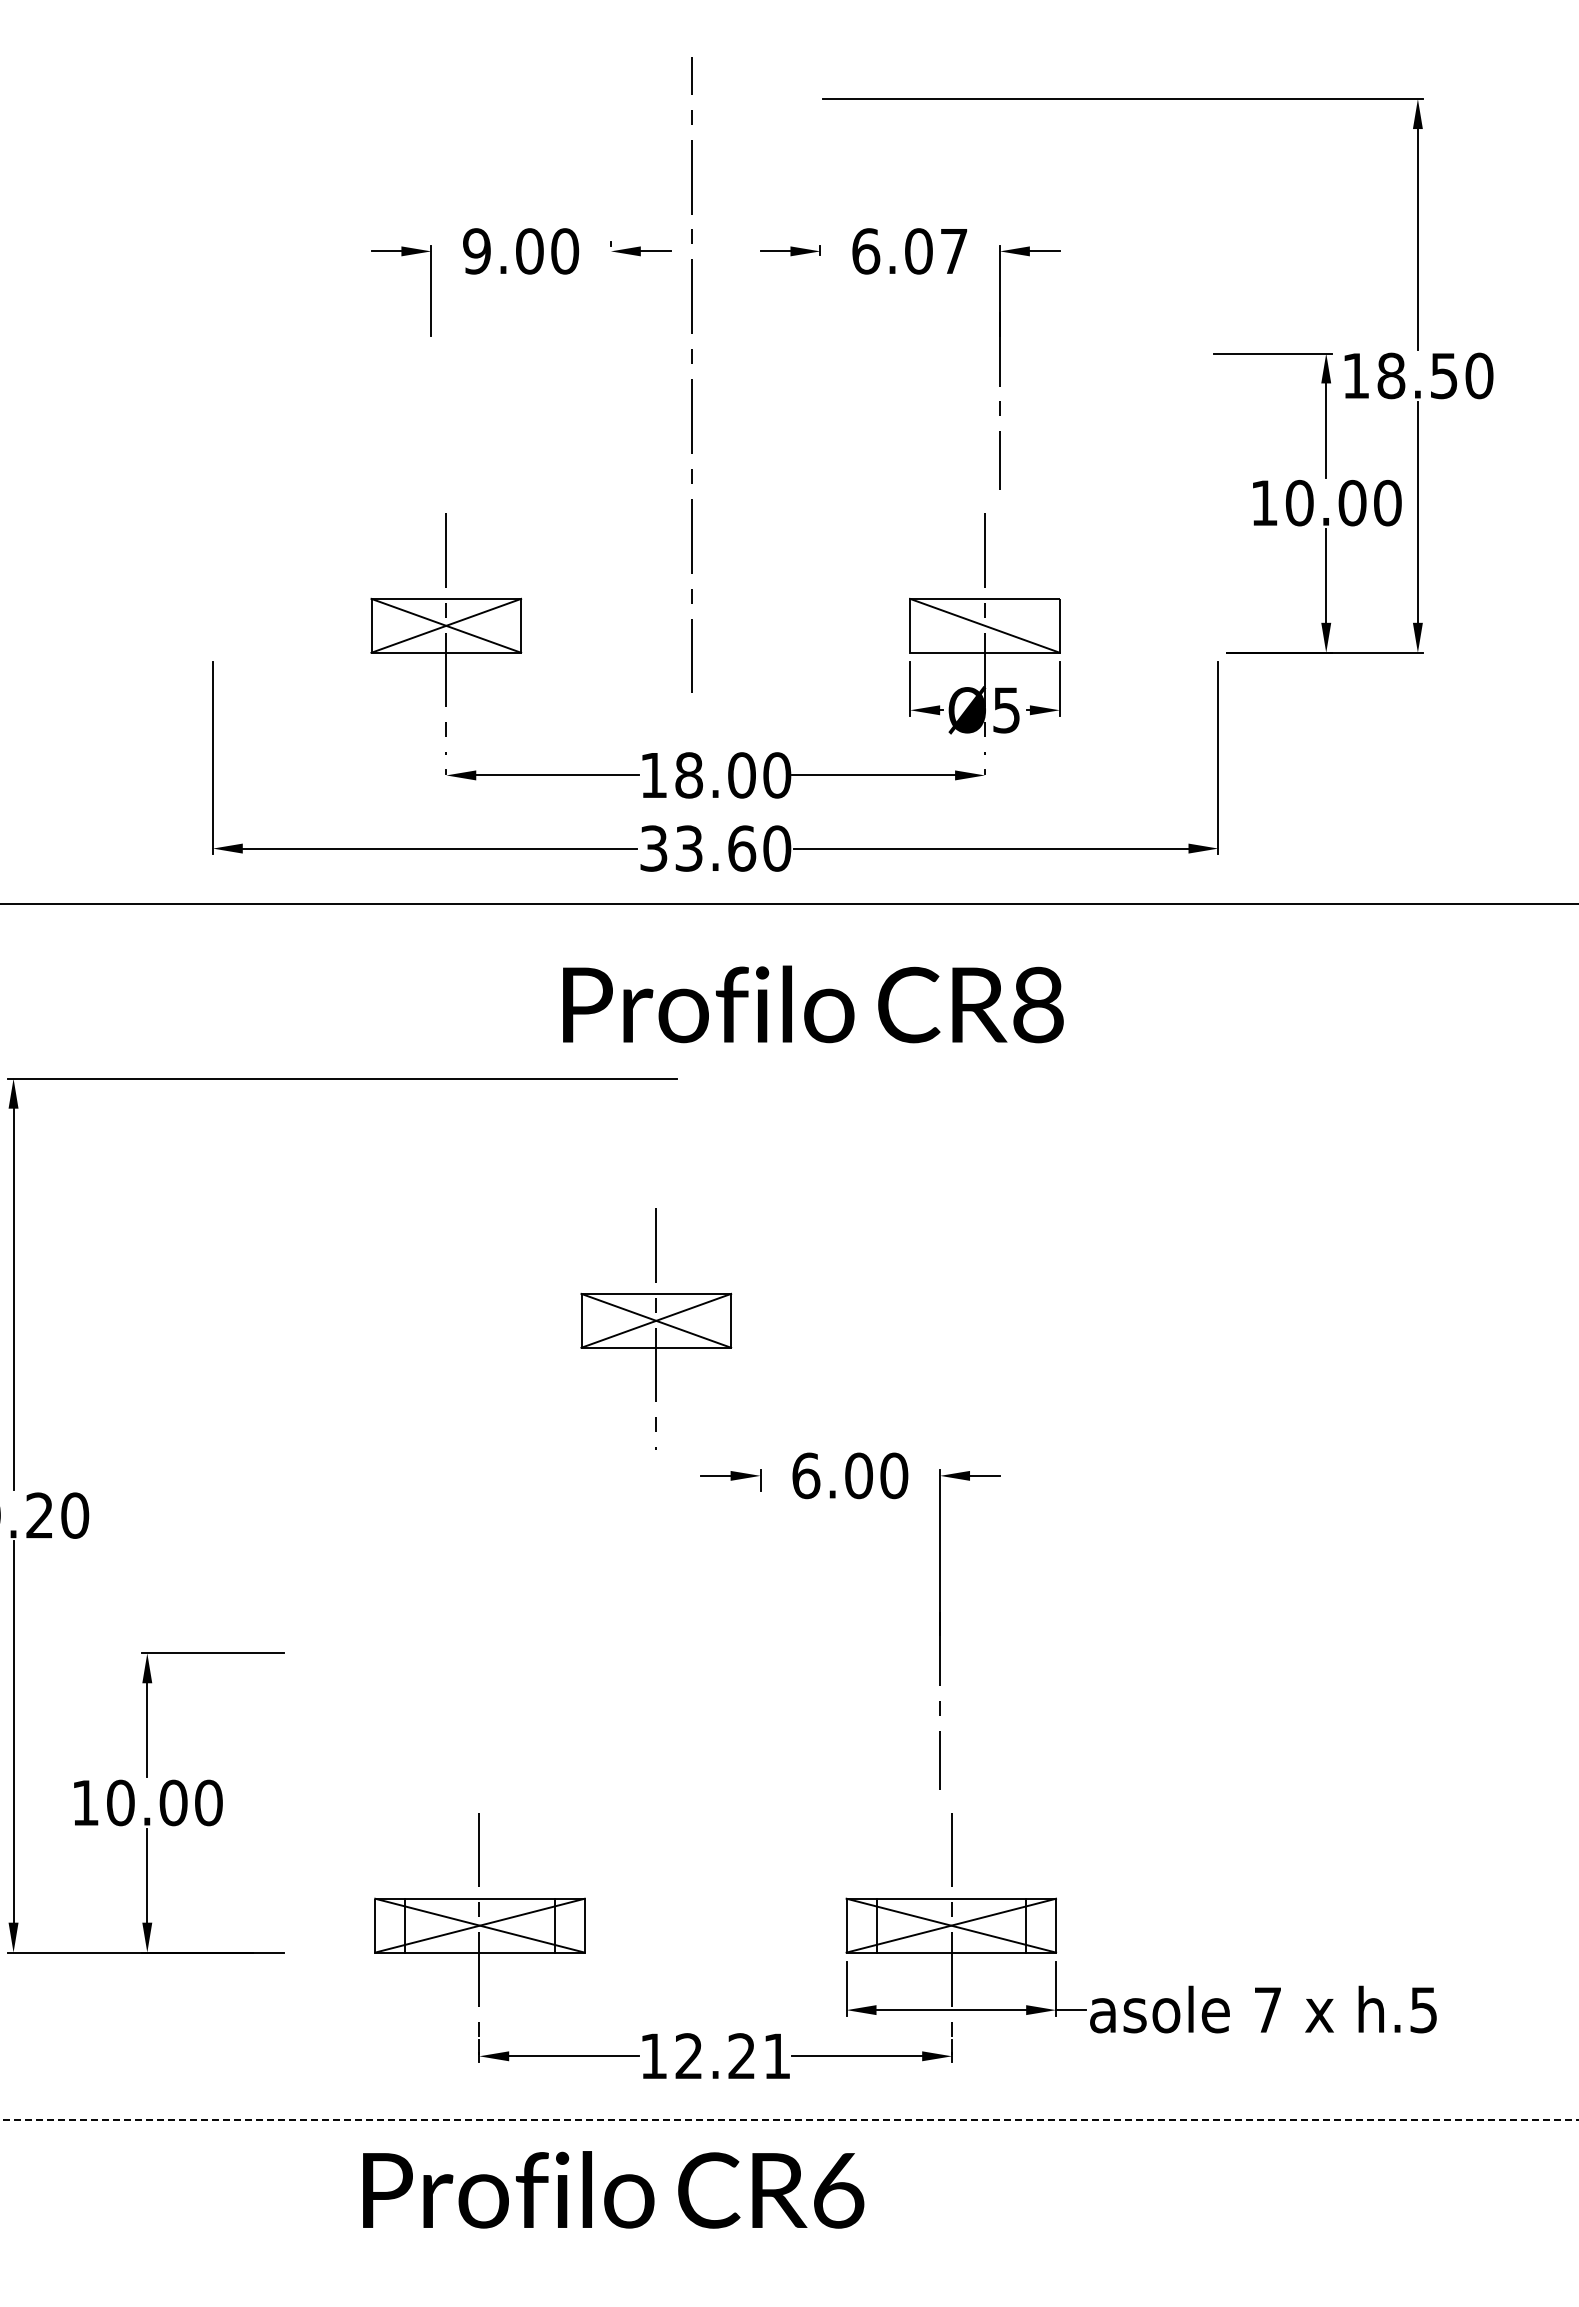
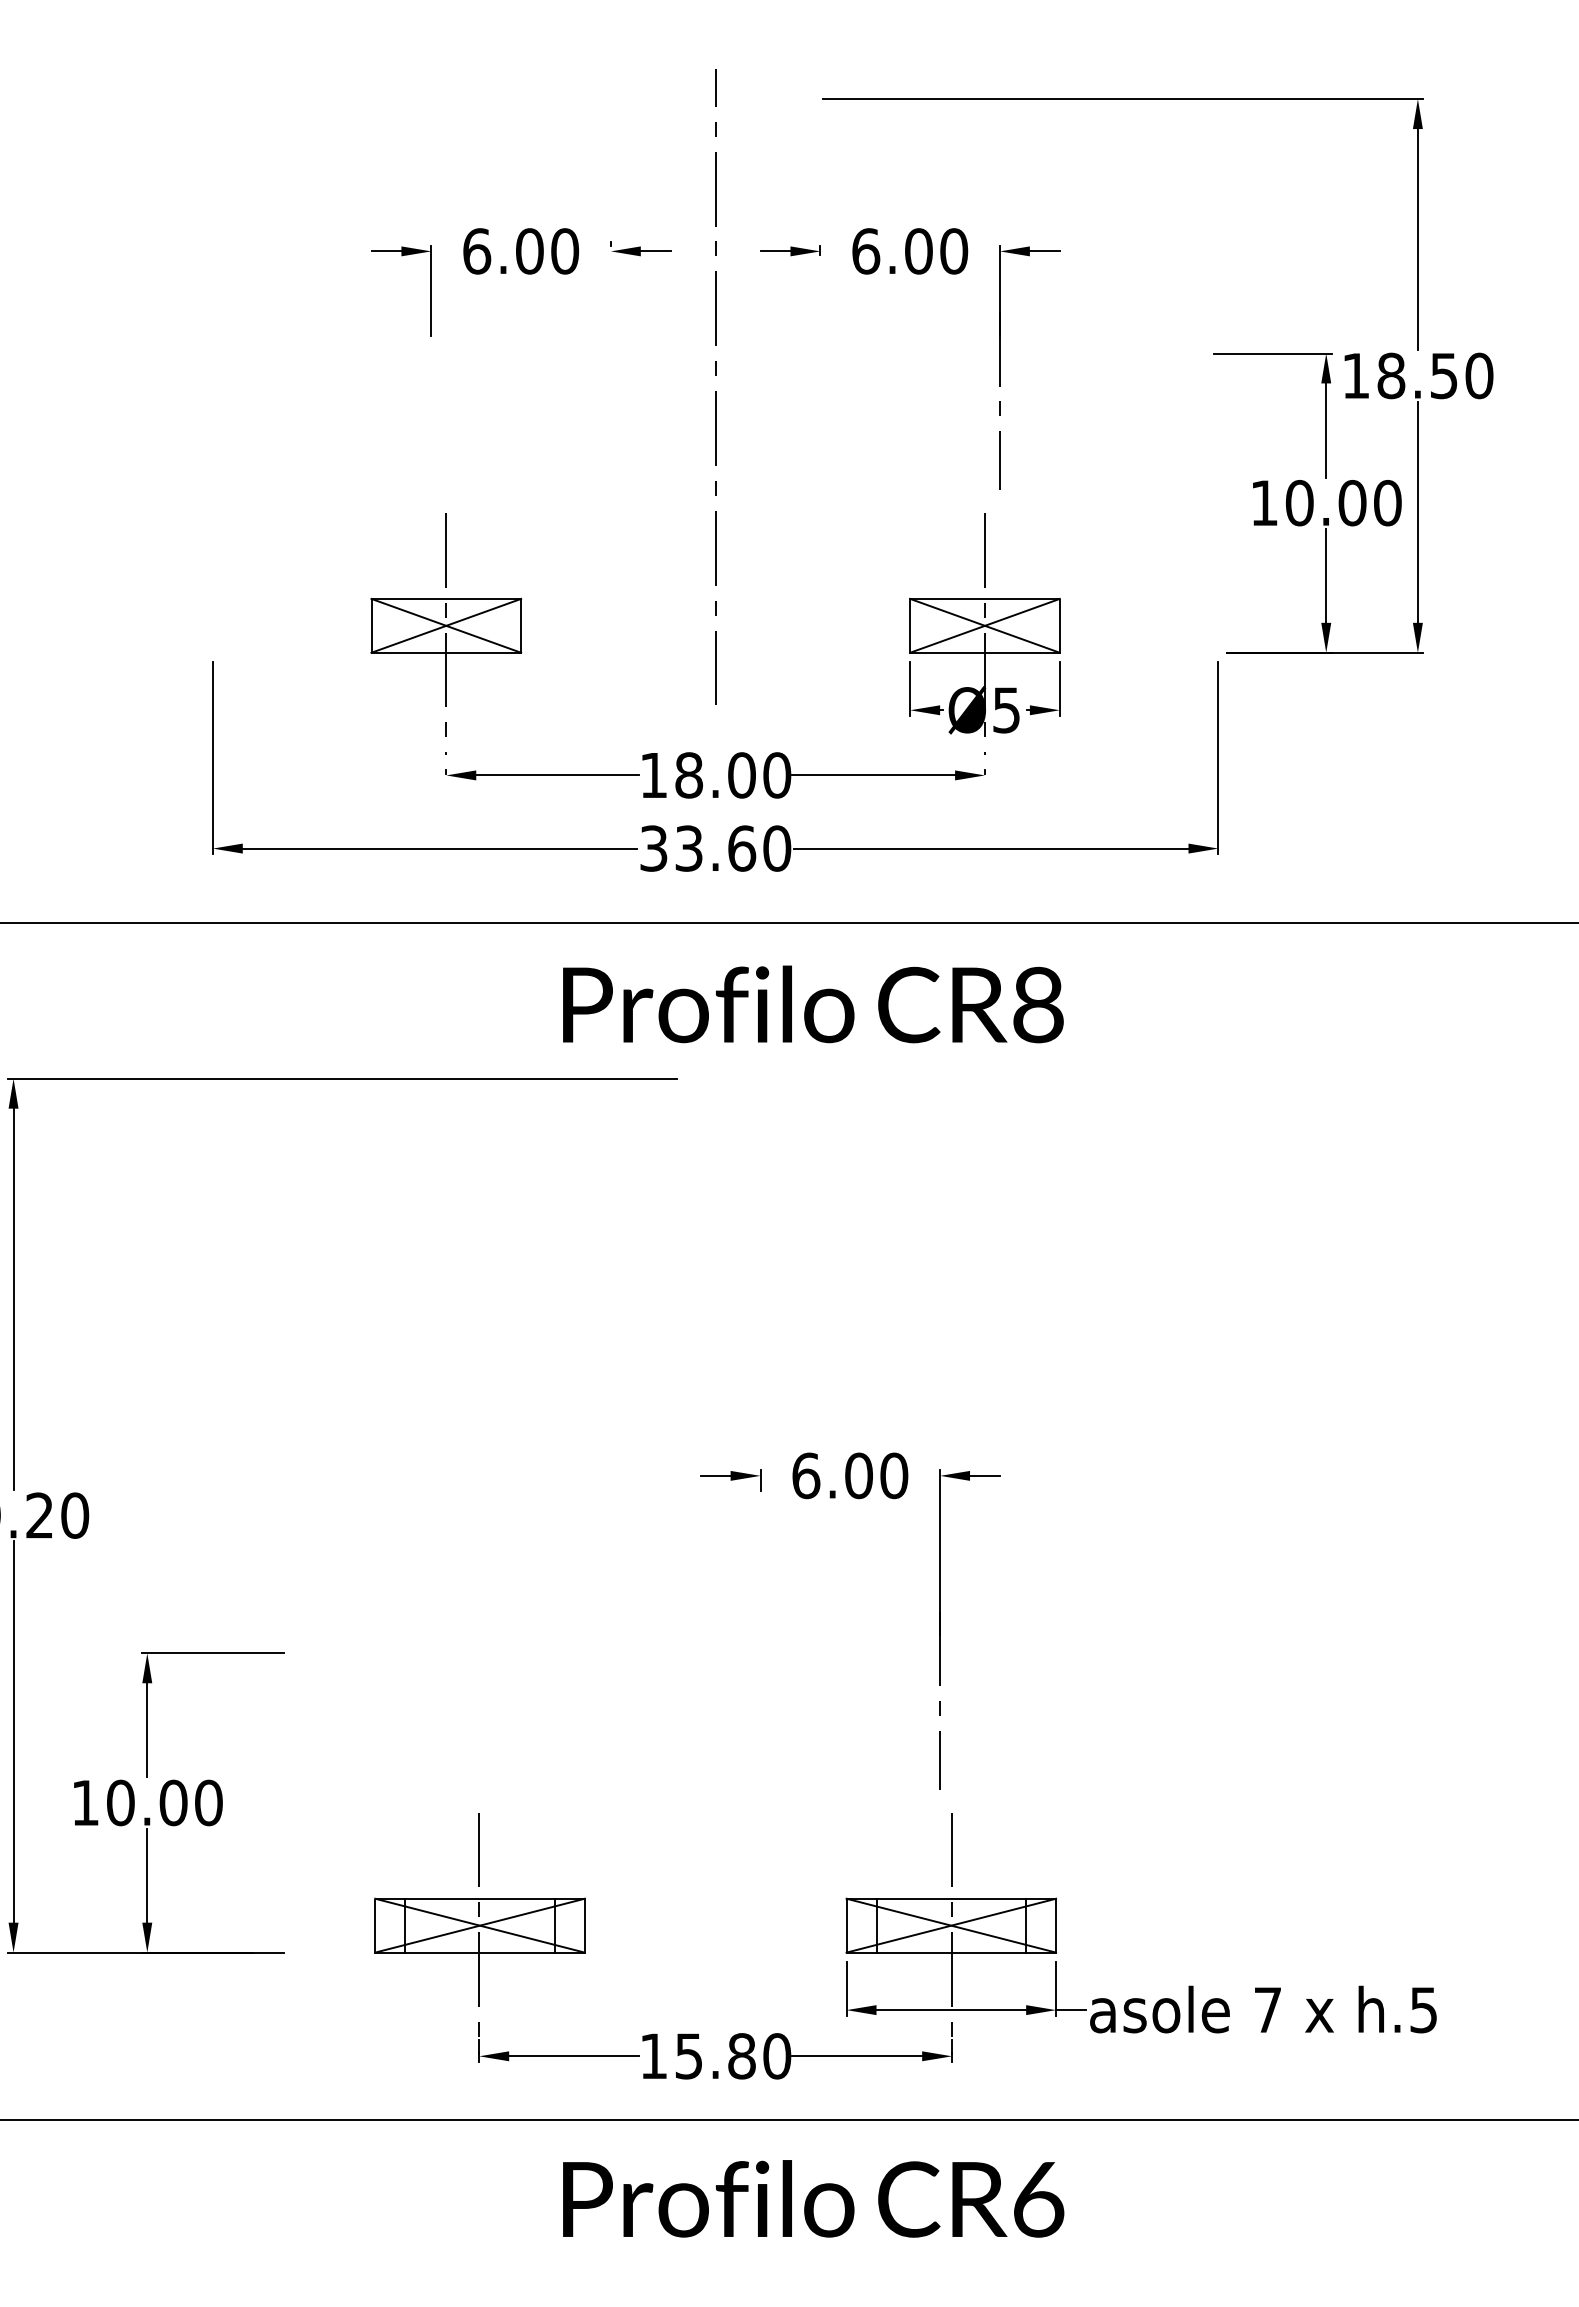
text: 9.00 -> 6.00 (477, 251)
text: 6.07 -> 6.00 (954, 251)
line position: (691, 379) -> (715, 391) (715, 391)
line: none -> present (984, 625)
line position: (788, 904) -> (788, 923) (788, 923)
part: present -> none (656, 1328)
text: 12.21 -> 15.80 (733, 2056)
line: dashed -> solid (789, 2120)
text position: (613, 2189) -> (813, 2198) (813, 2198)
